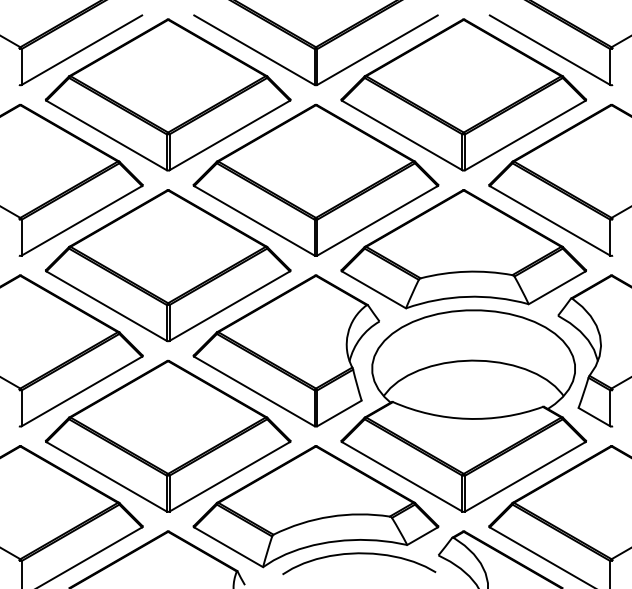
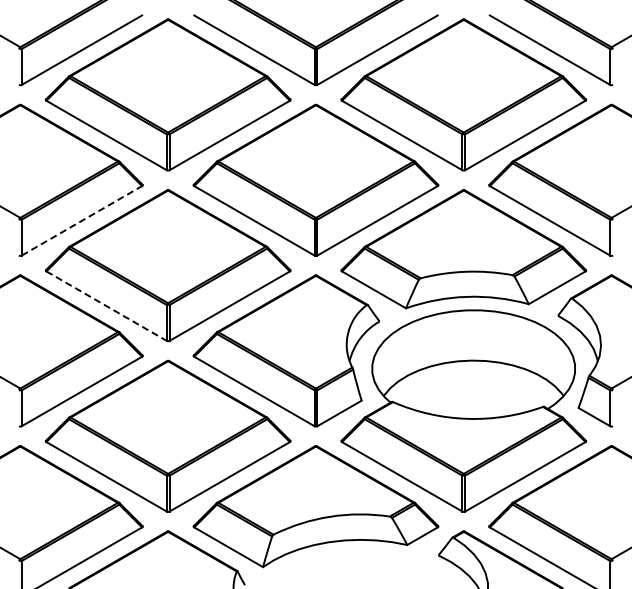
line: solid -> dashed (82, 220)
line: solid -> dashed (107, 306)
curve: present -> none (359, 554)
